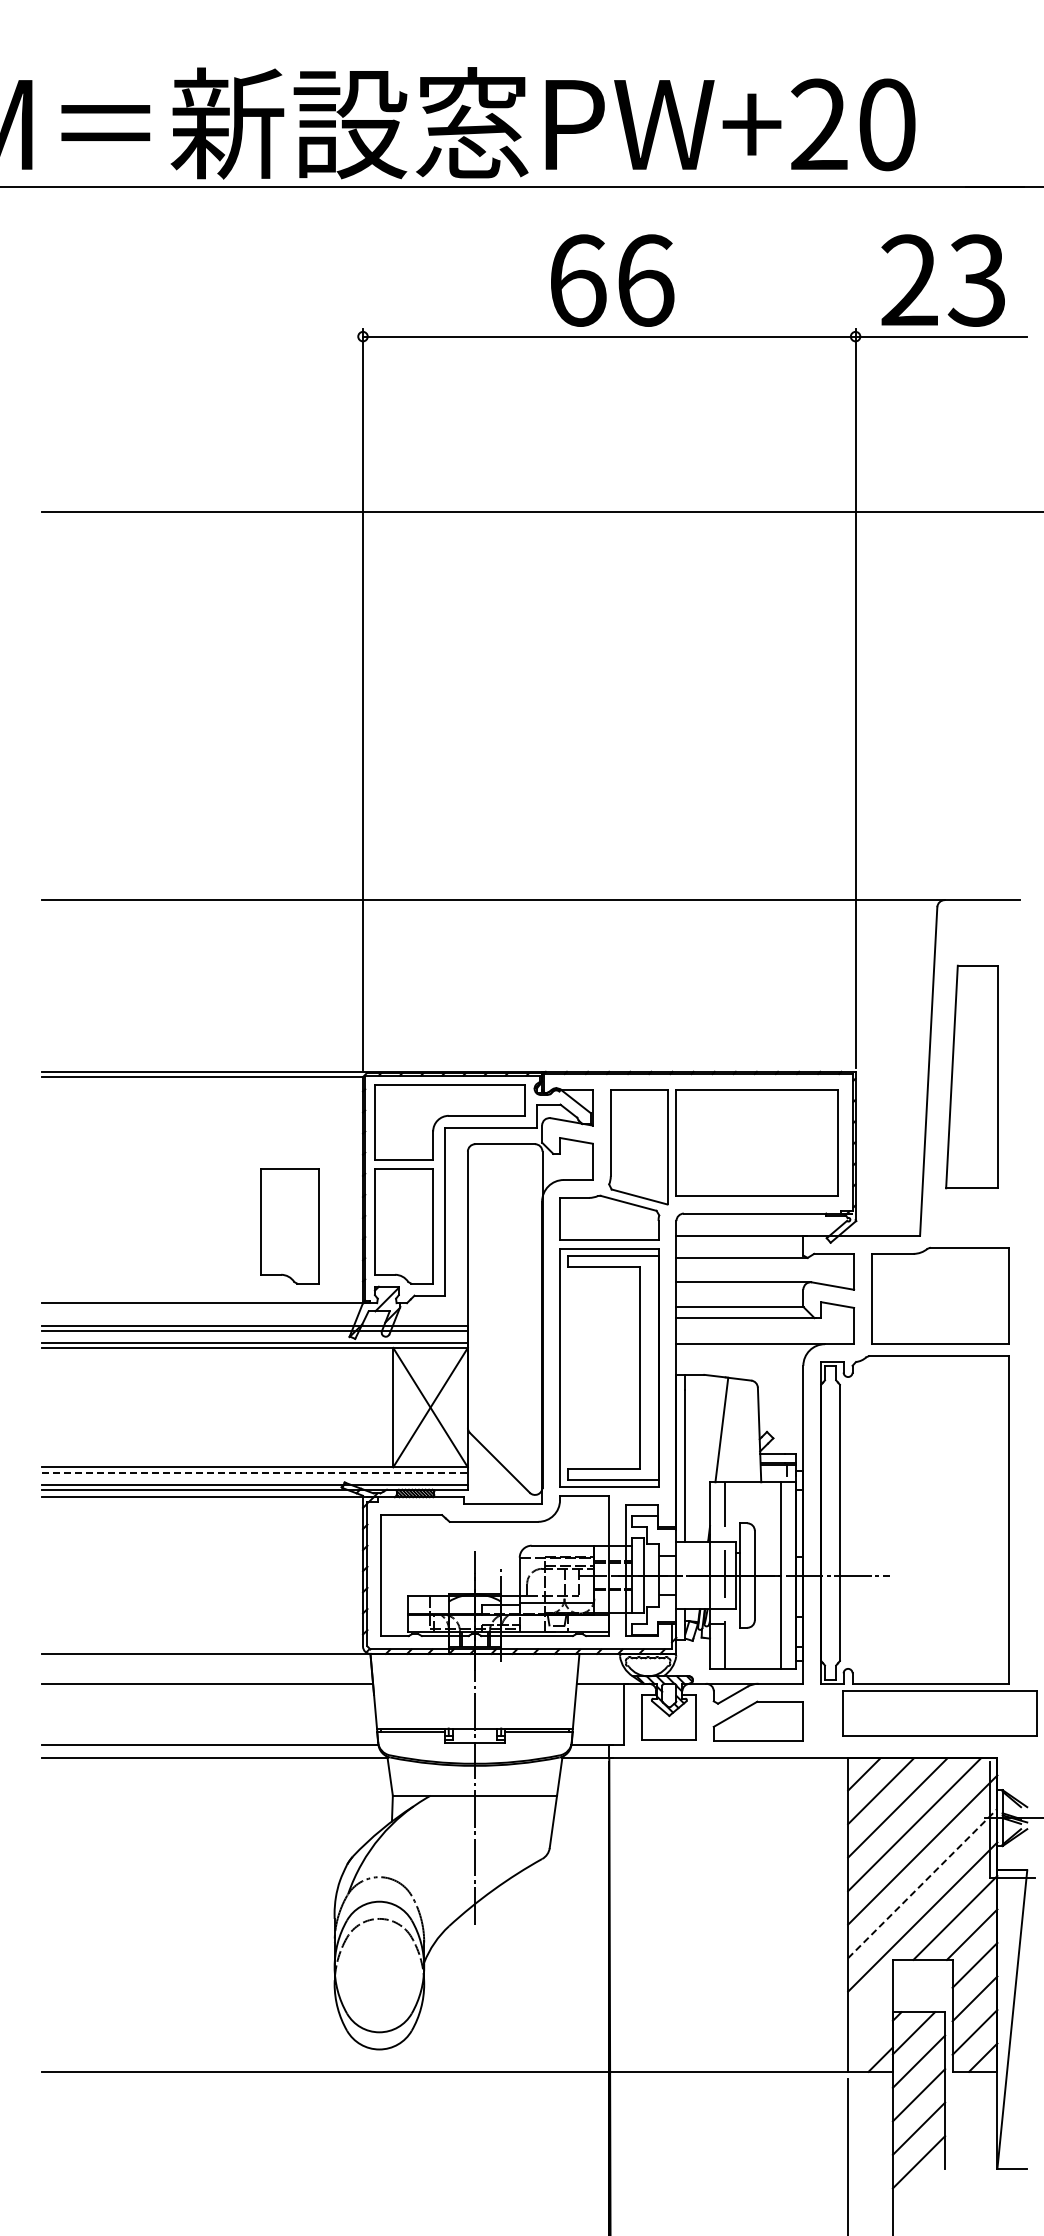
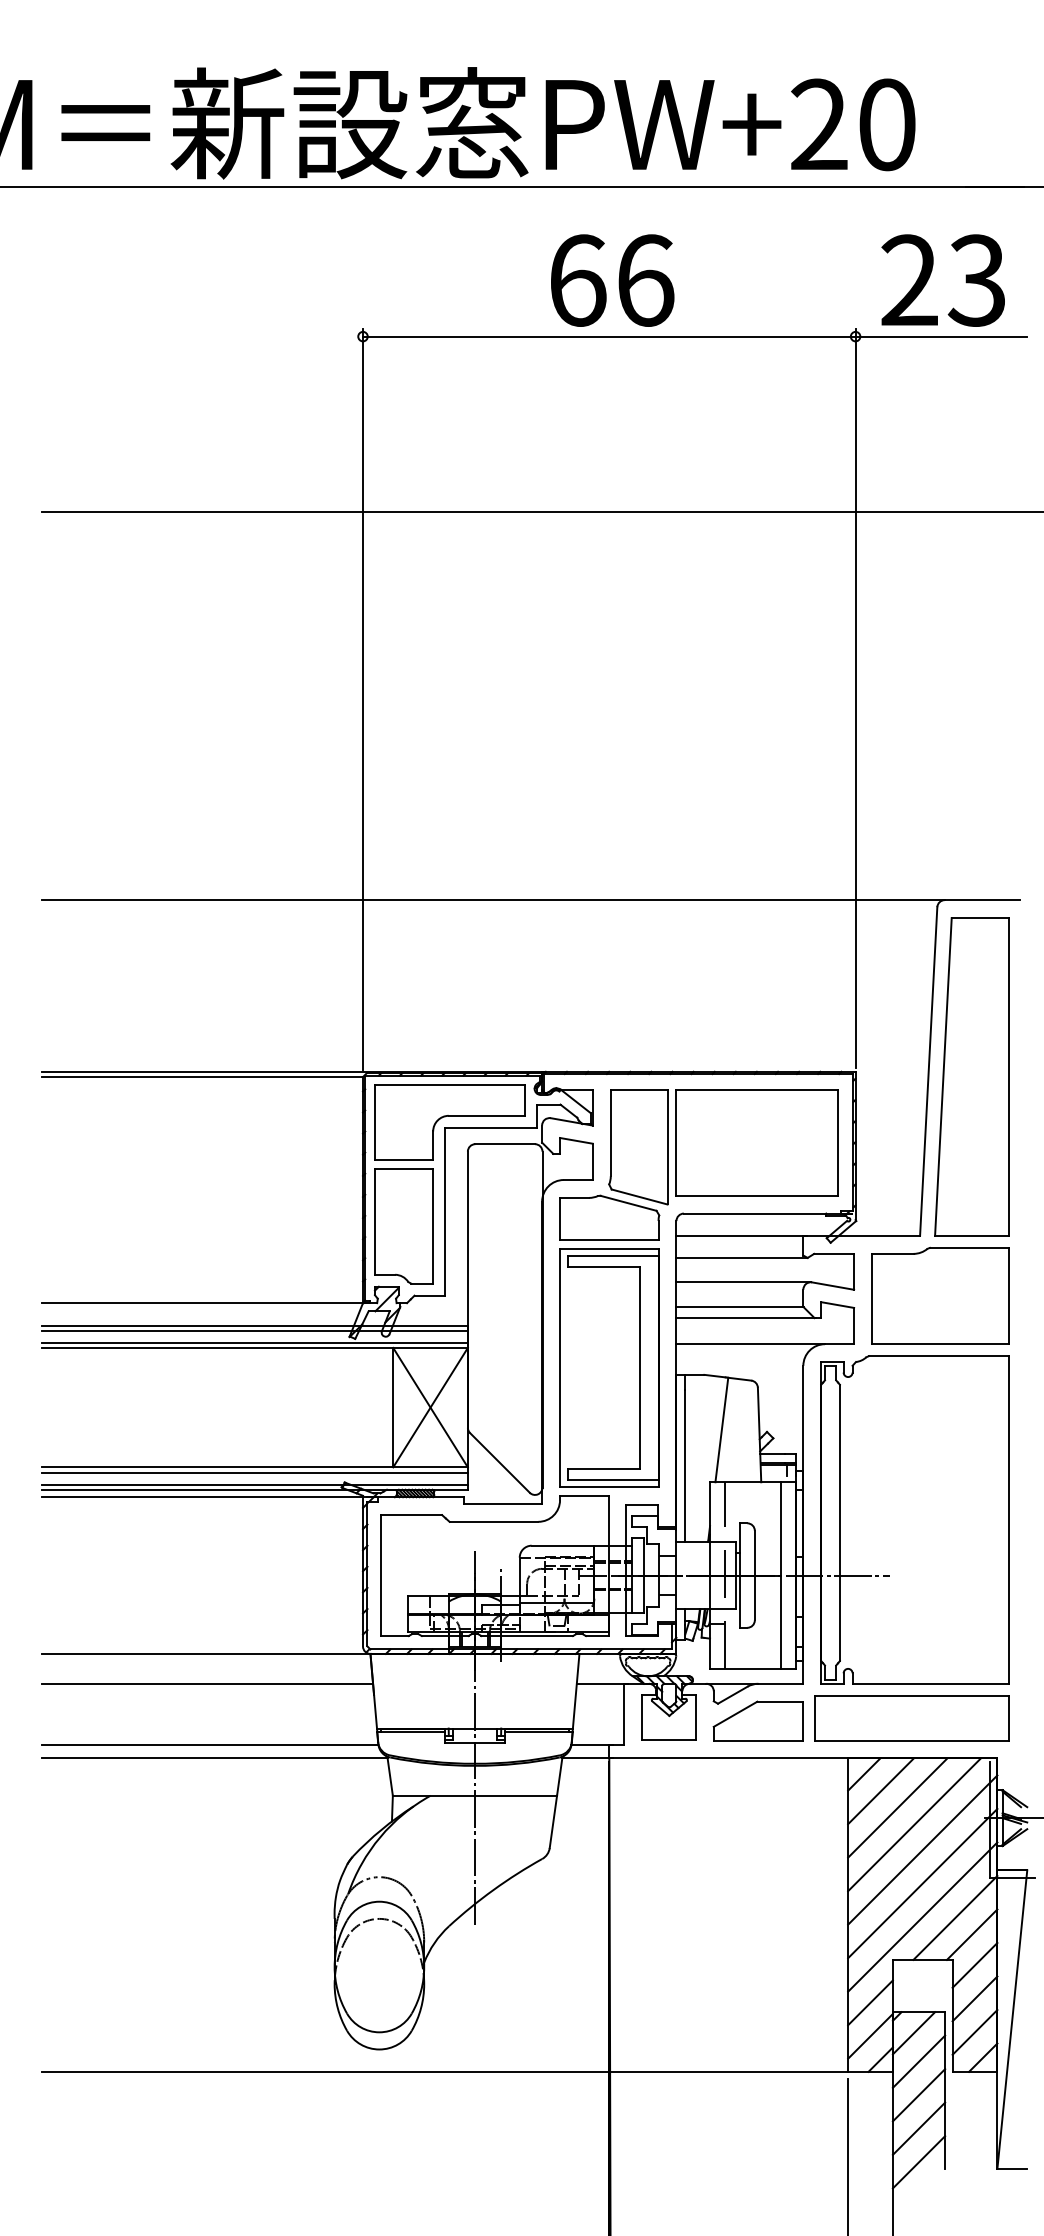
part size: 54x226 px -> 76x320 px (971, 1076)
part: present -> none (289, 1226)
line: dashed -> solid (255, 1472)
part position: (939, 1713) -> (911, 1718) (911, 1718)
line: dashed -> solid (922, 1883)
line: none -> present (870, 2002)
line: none -> present (870, 2035)
